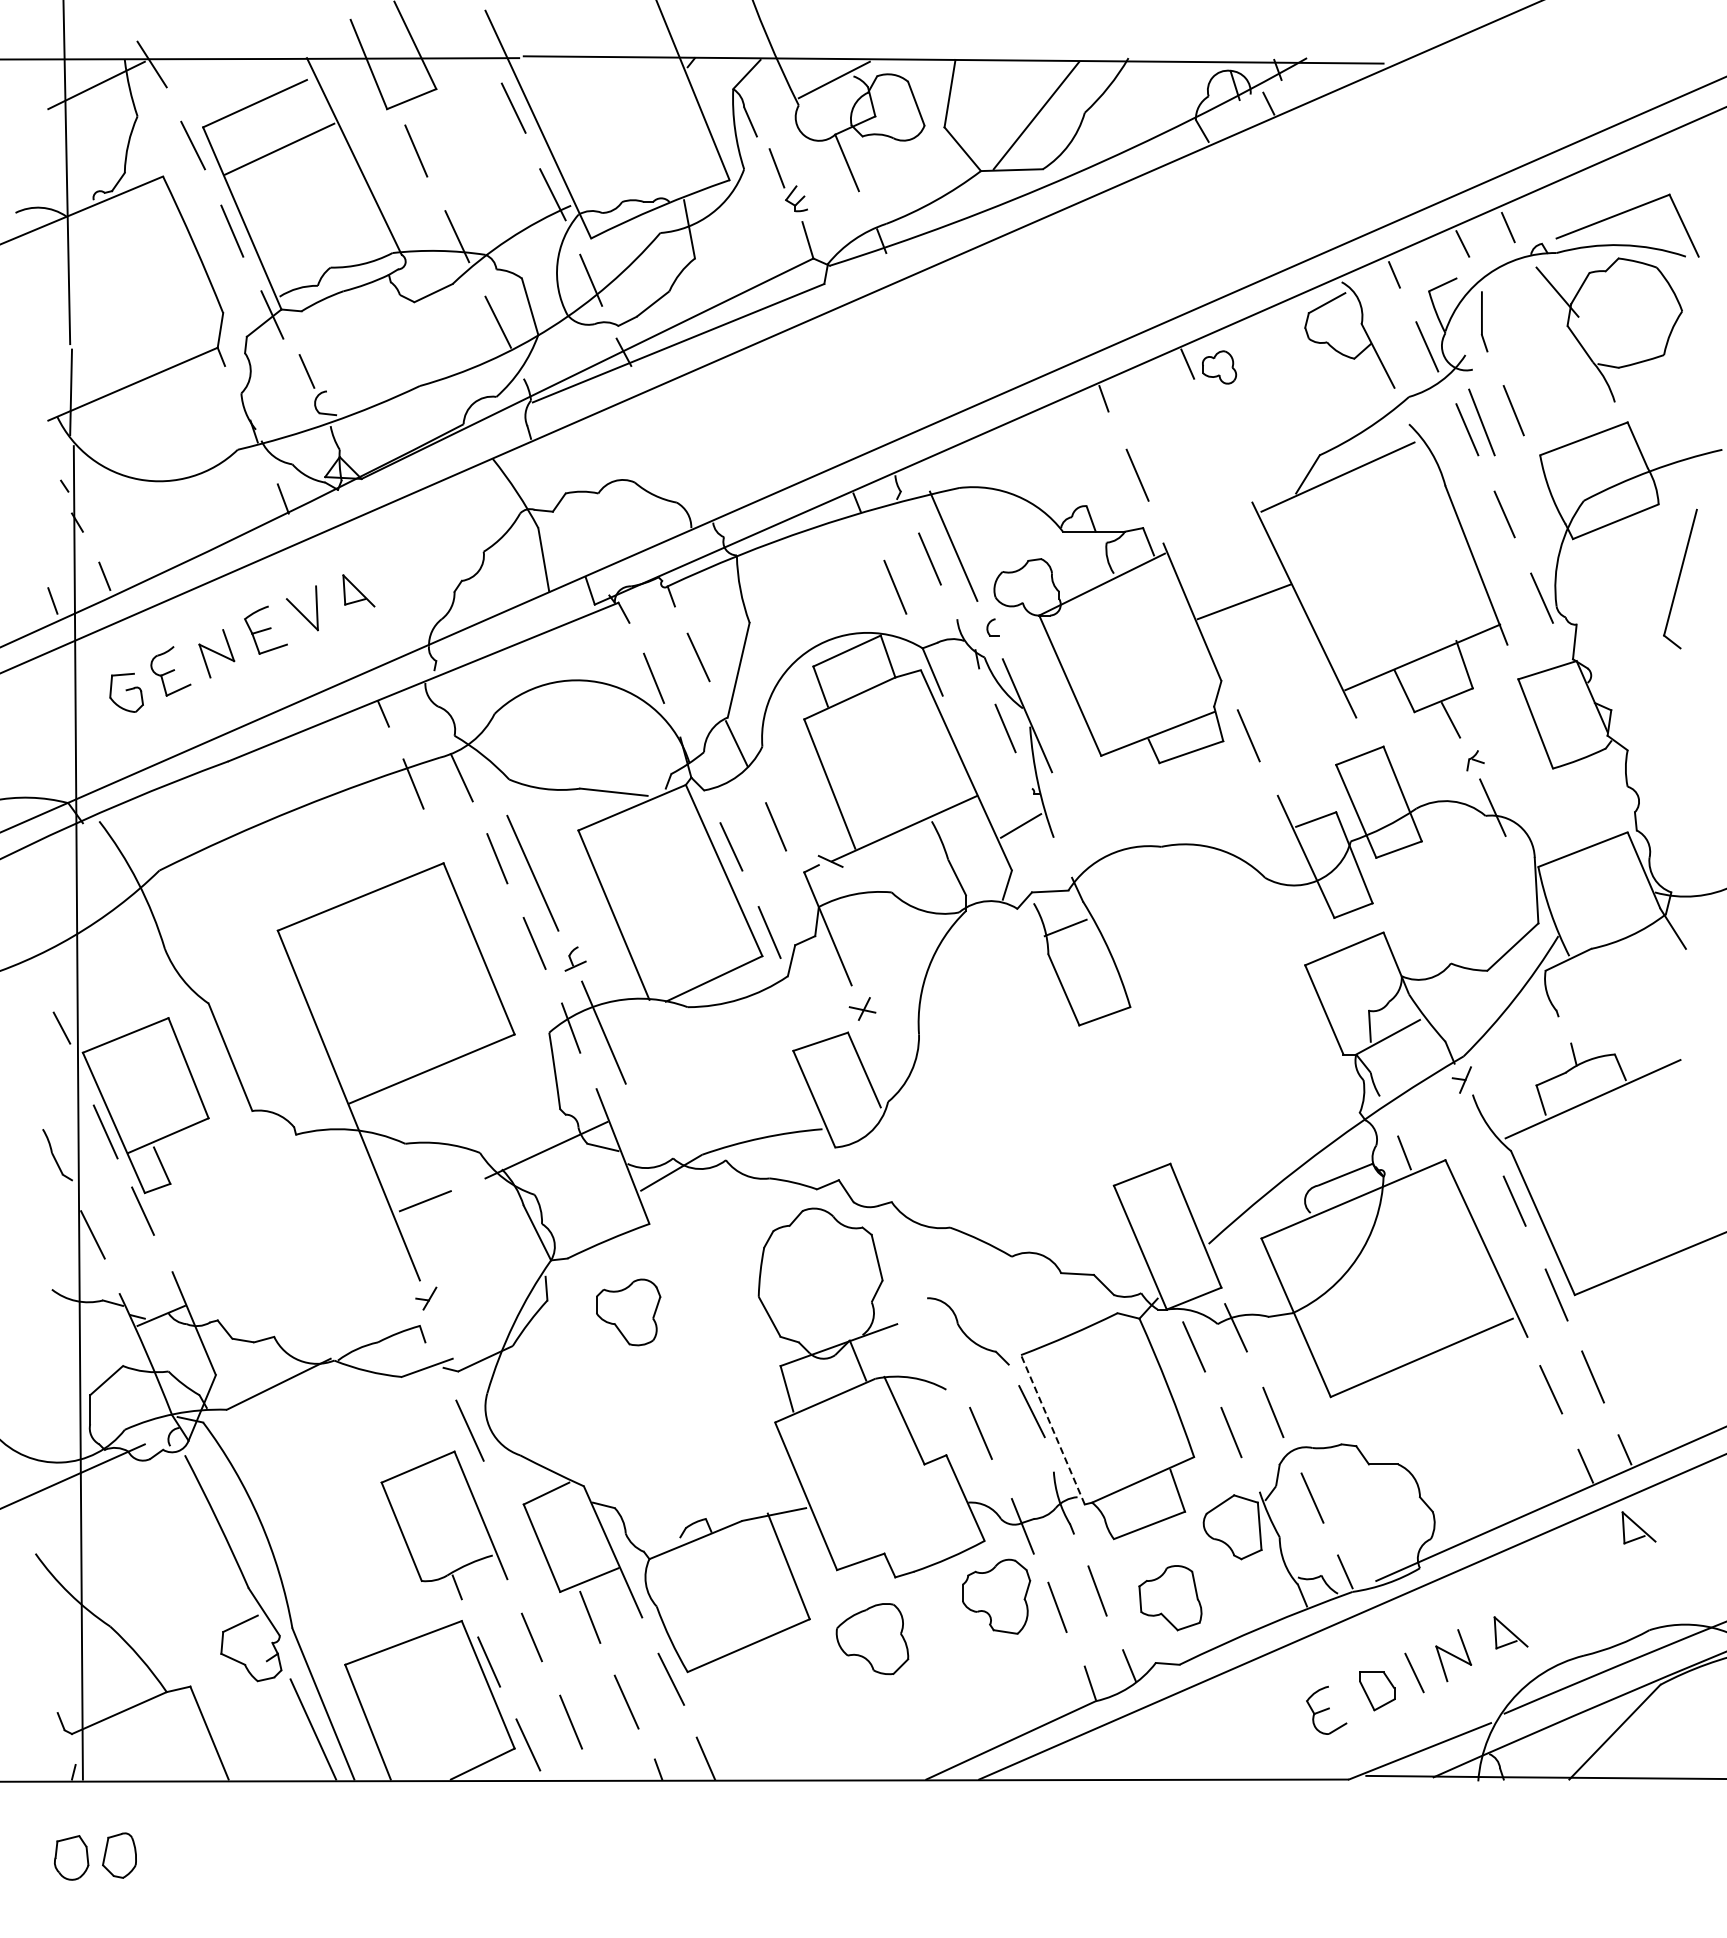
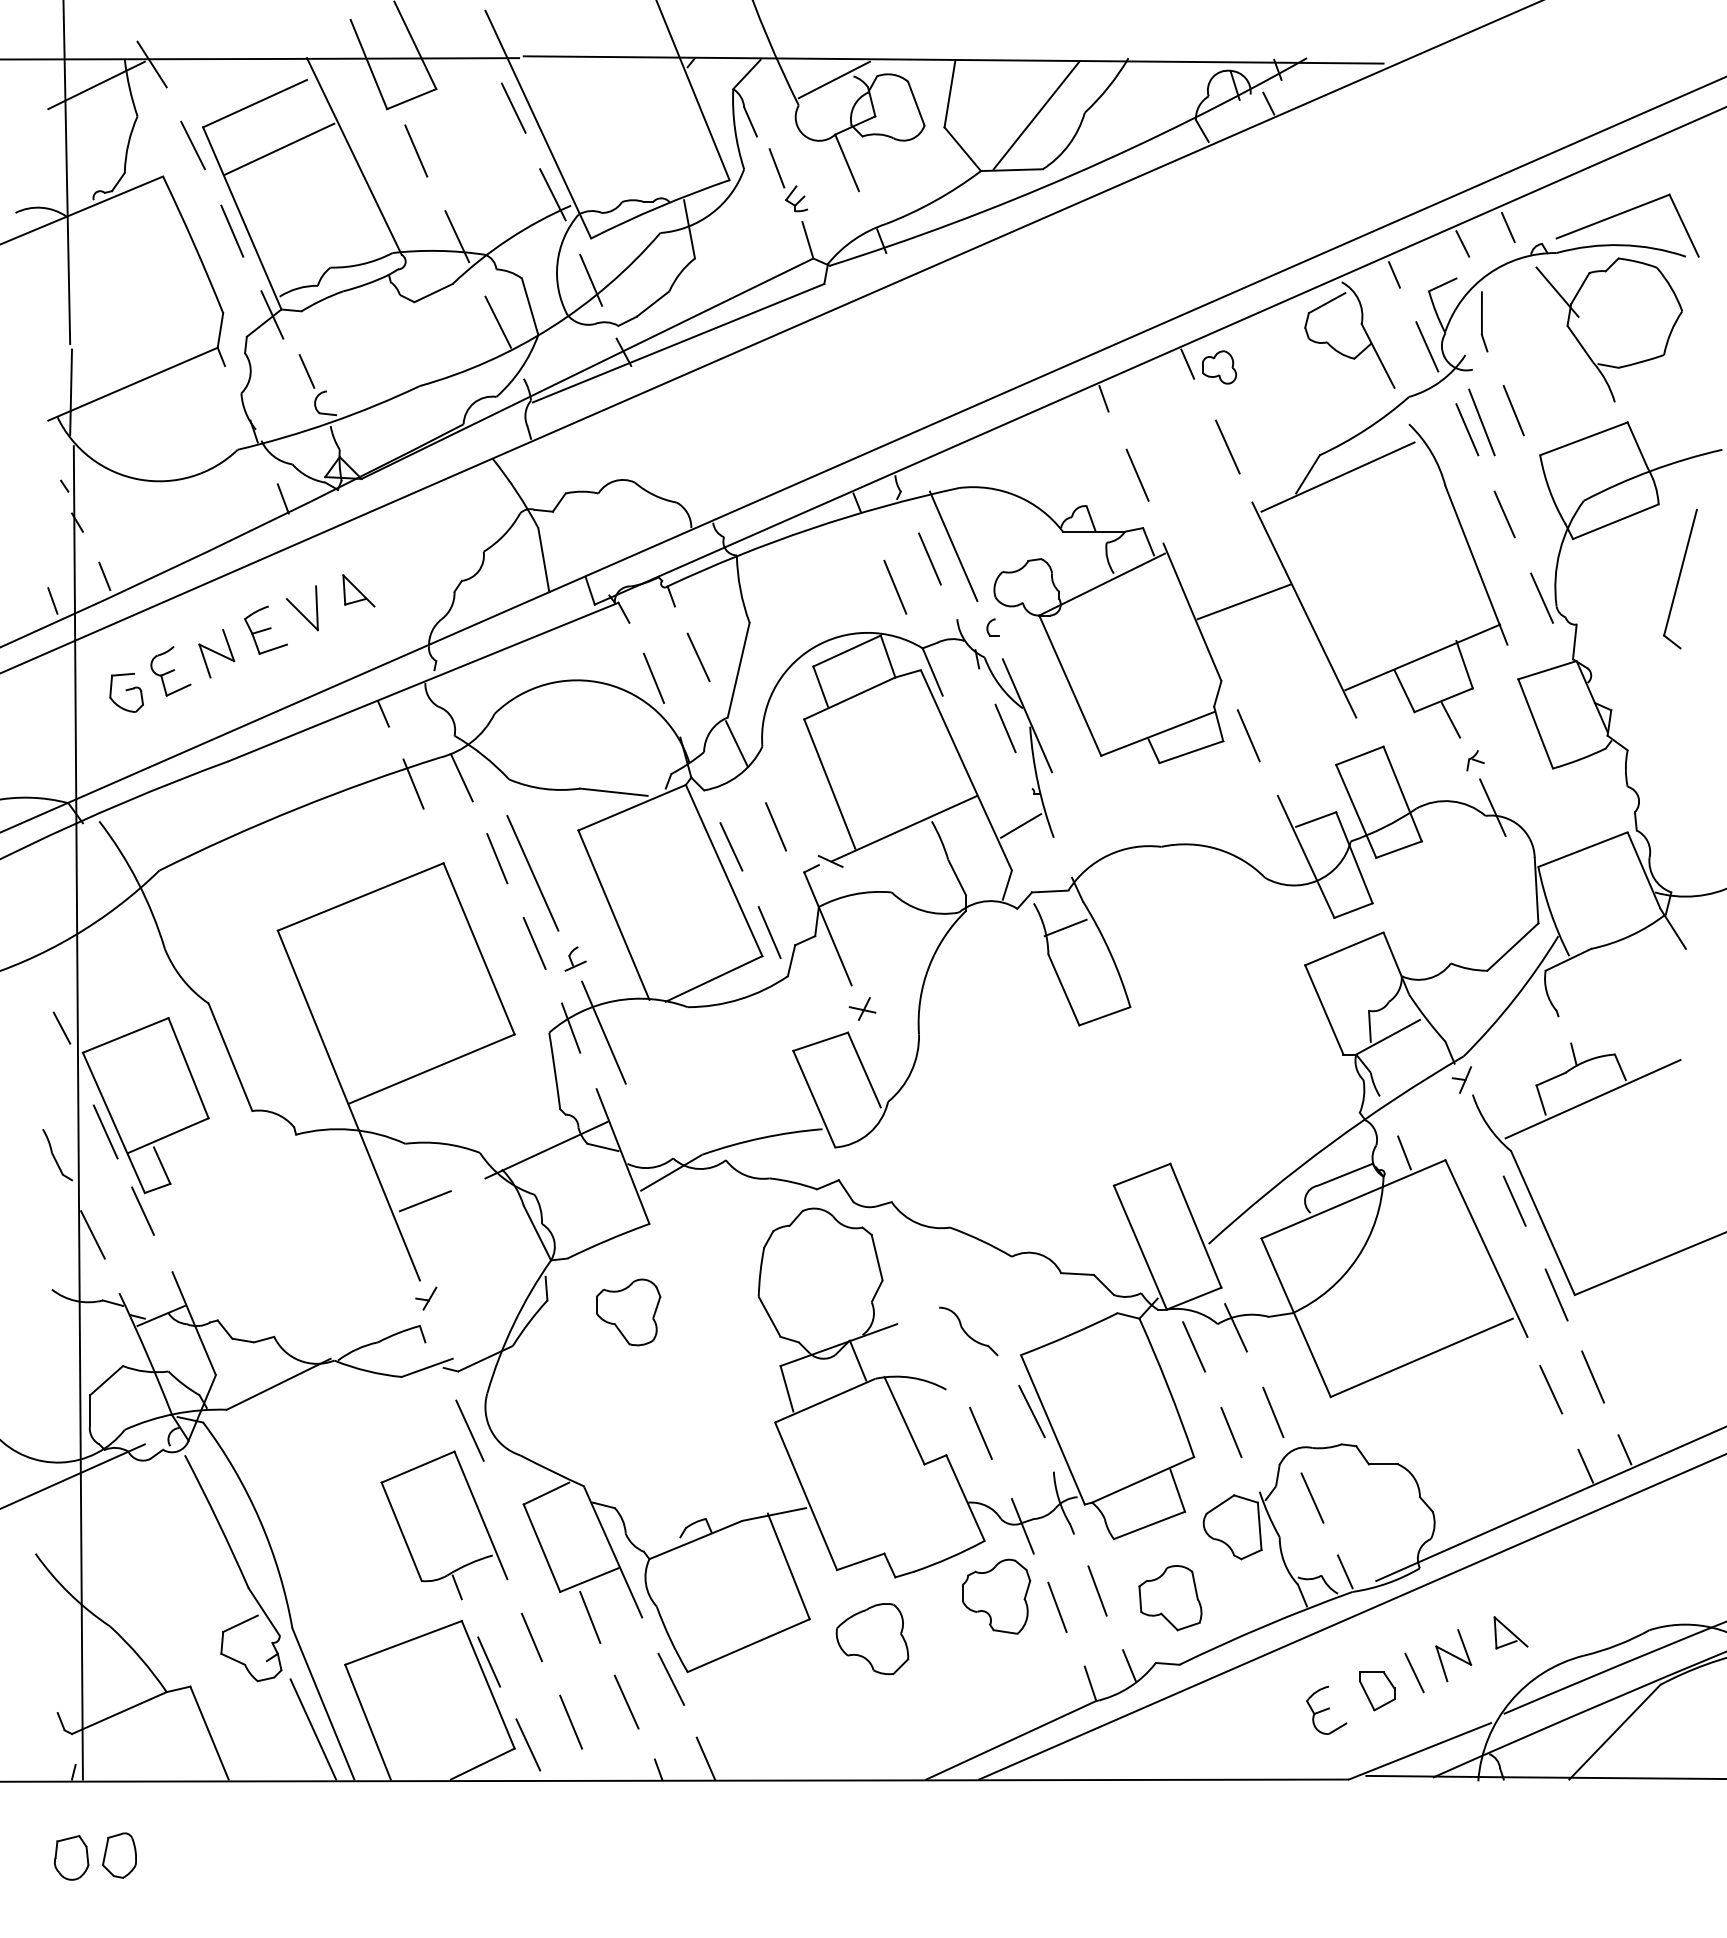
line: none -> present (1227, 446)
part size: 83x69 px -> 60x51 px (968, 1331)
line: dashed -> solid (1052, 1429)
part: present -> none (1638, 1527)
